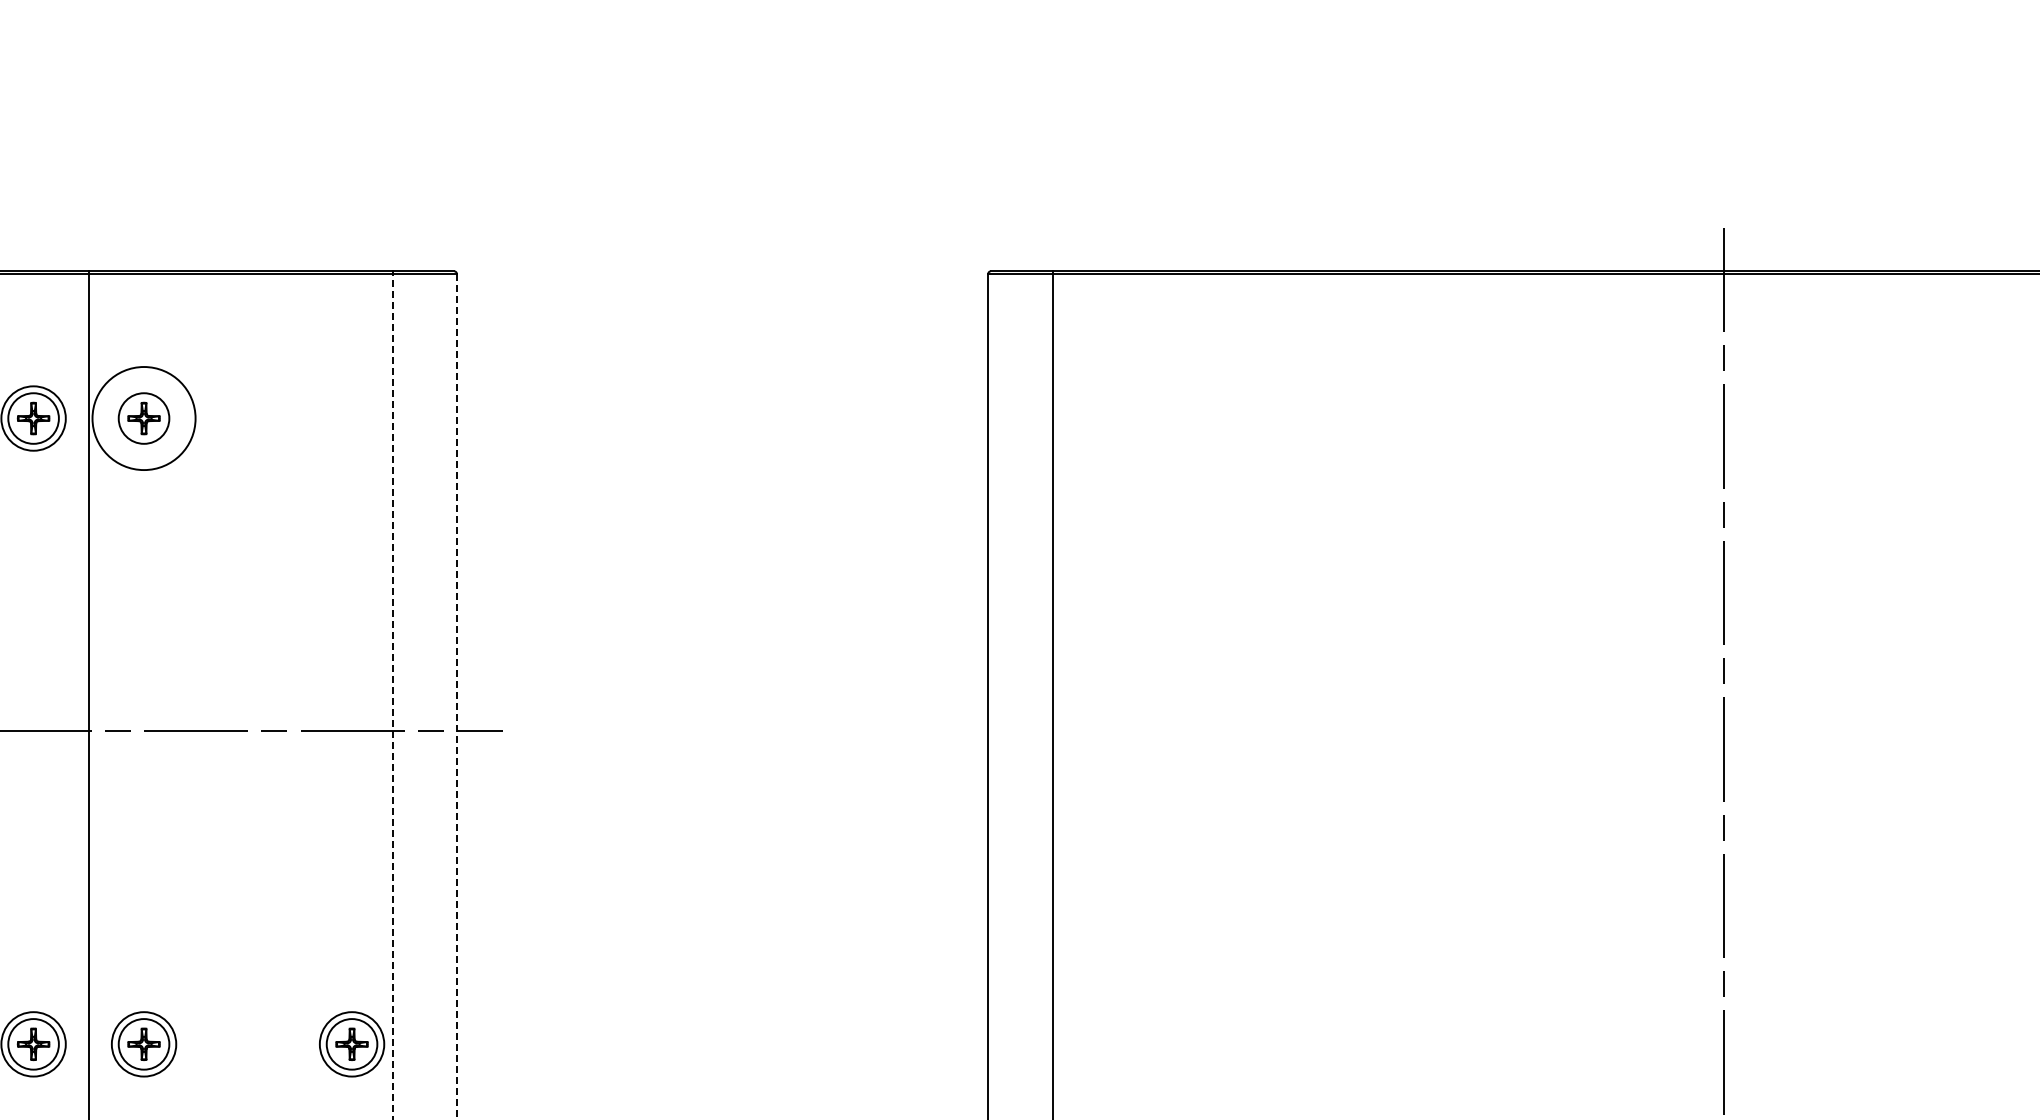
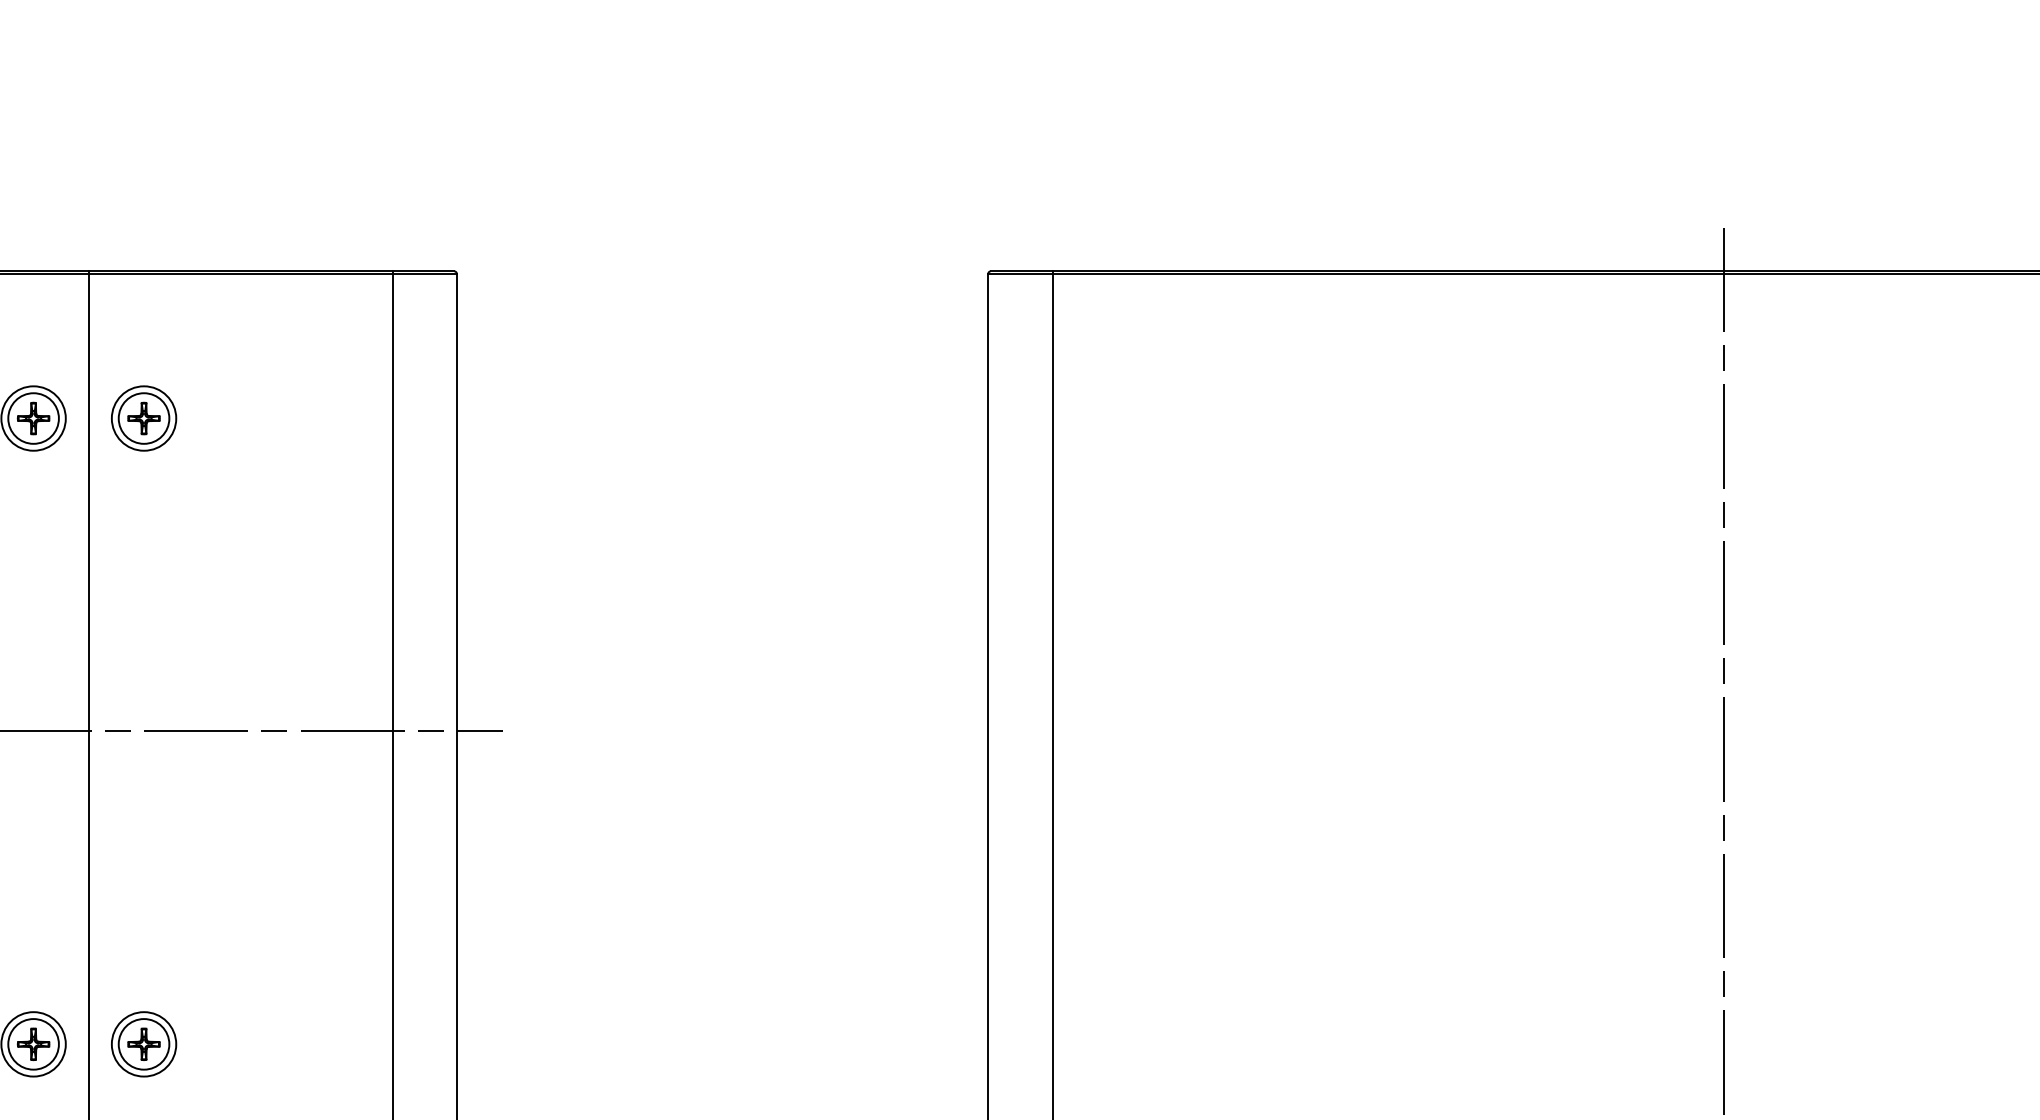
circle diameter: 103 px -> 64 px (143, 418)
line: dashed -> solid (392, 696)
line: dashed -> solid (456, 696)
part: present -> none (352, 1044)
